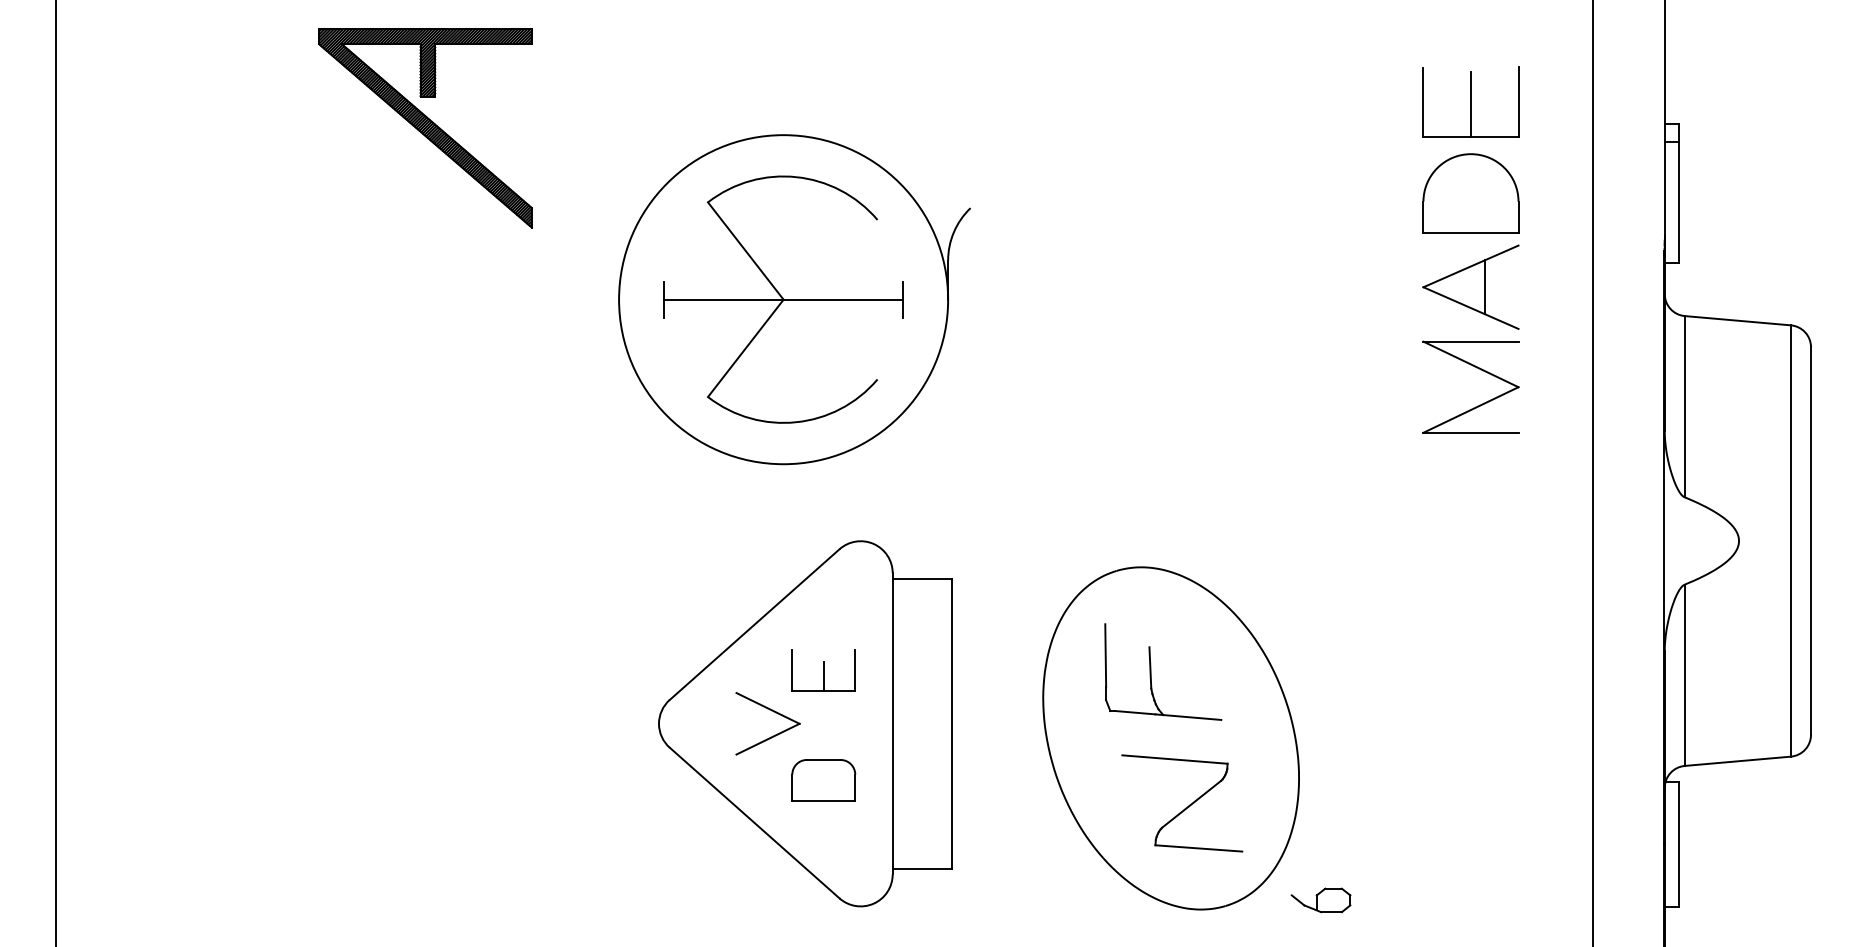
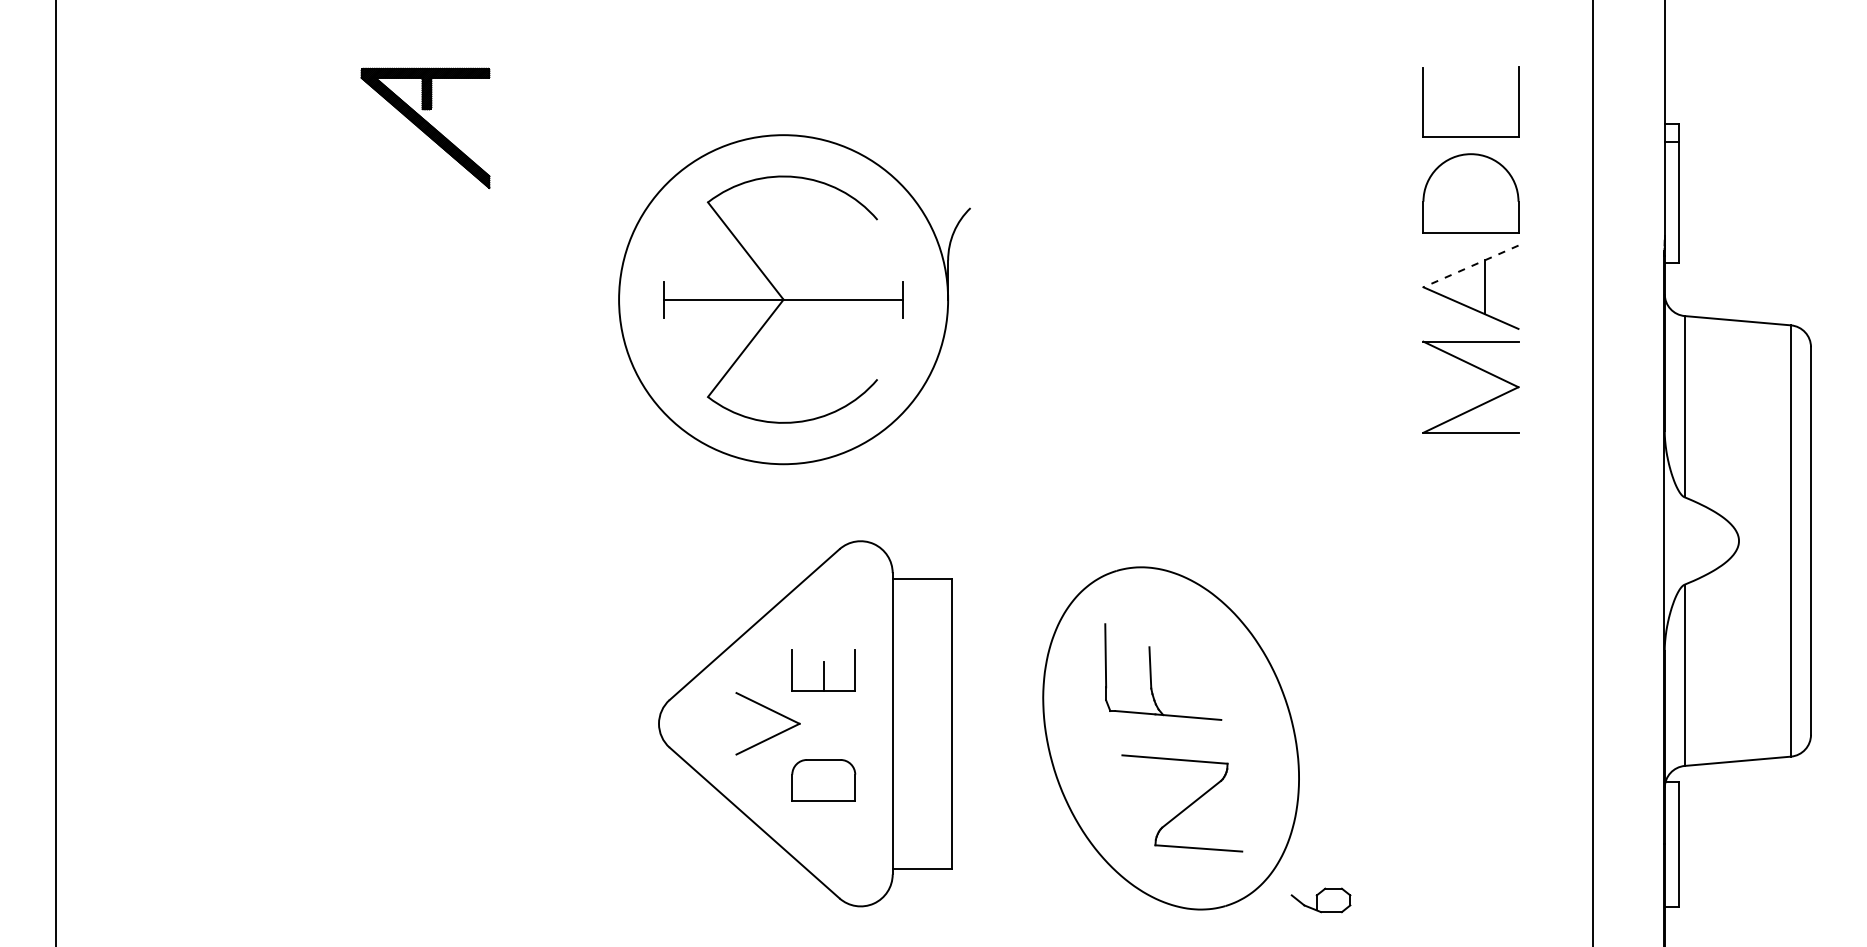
line: present -> none (1470, 104)
part size: 215x201 px -> 131x123 px (425, 128)
line: solid -> dashed (1470, 266)
